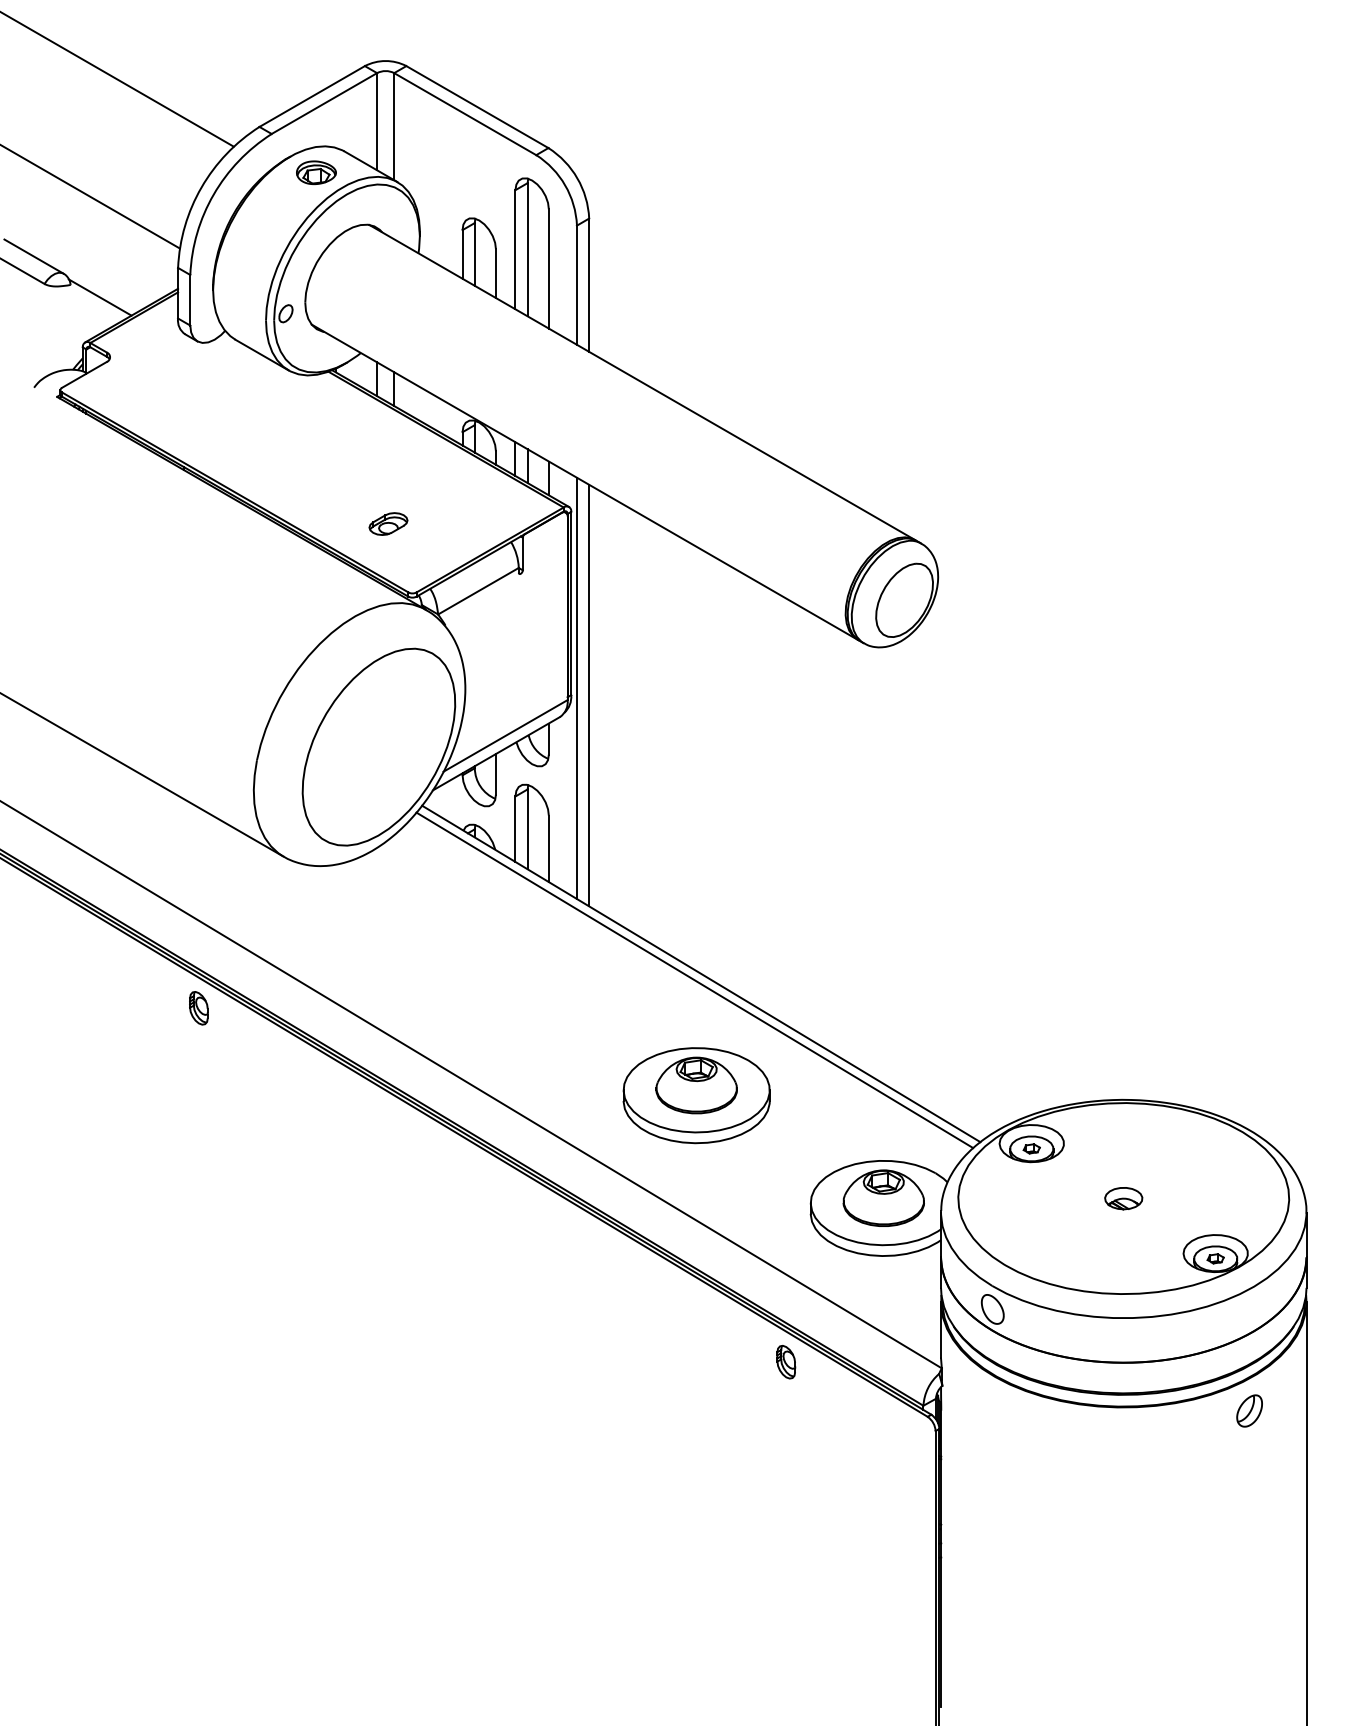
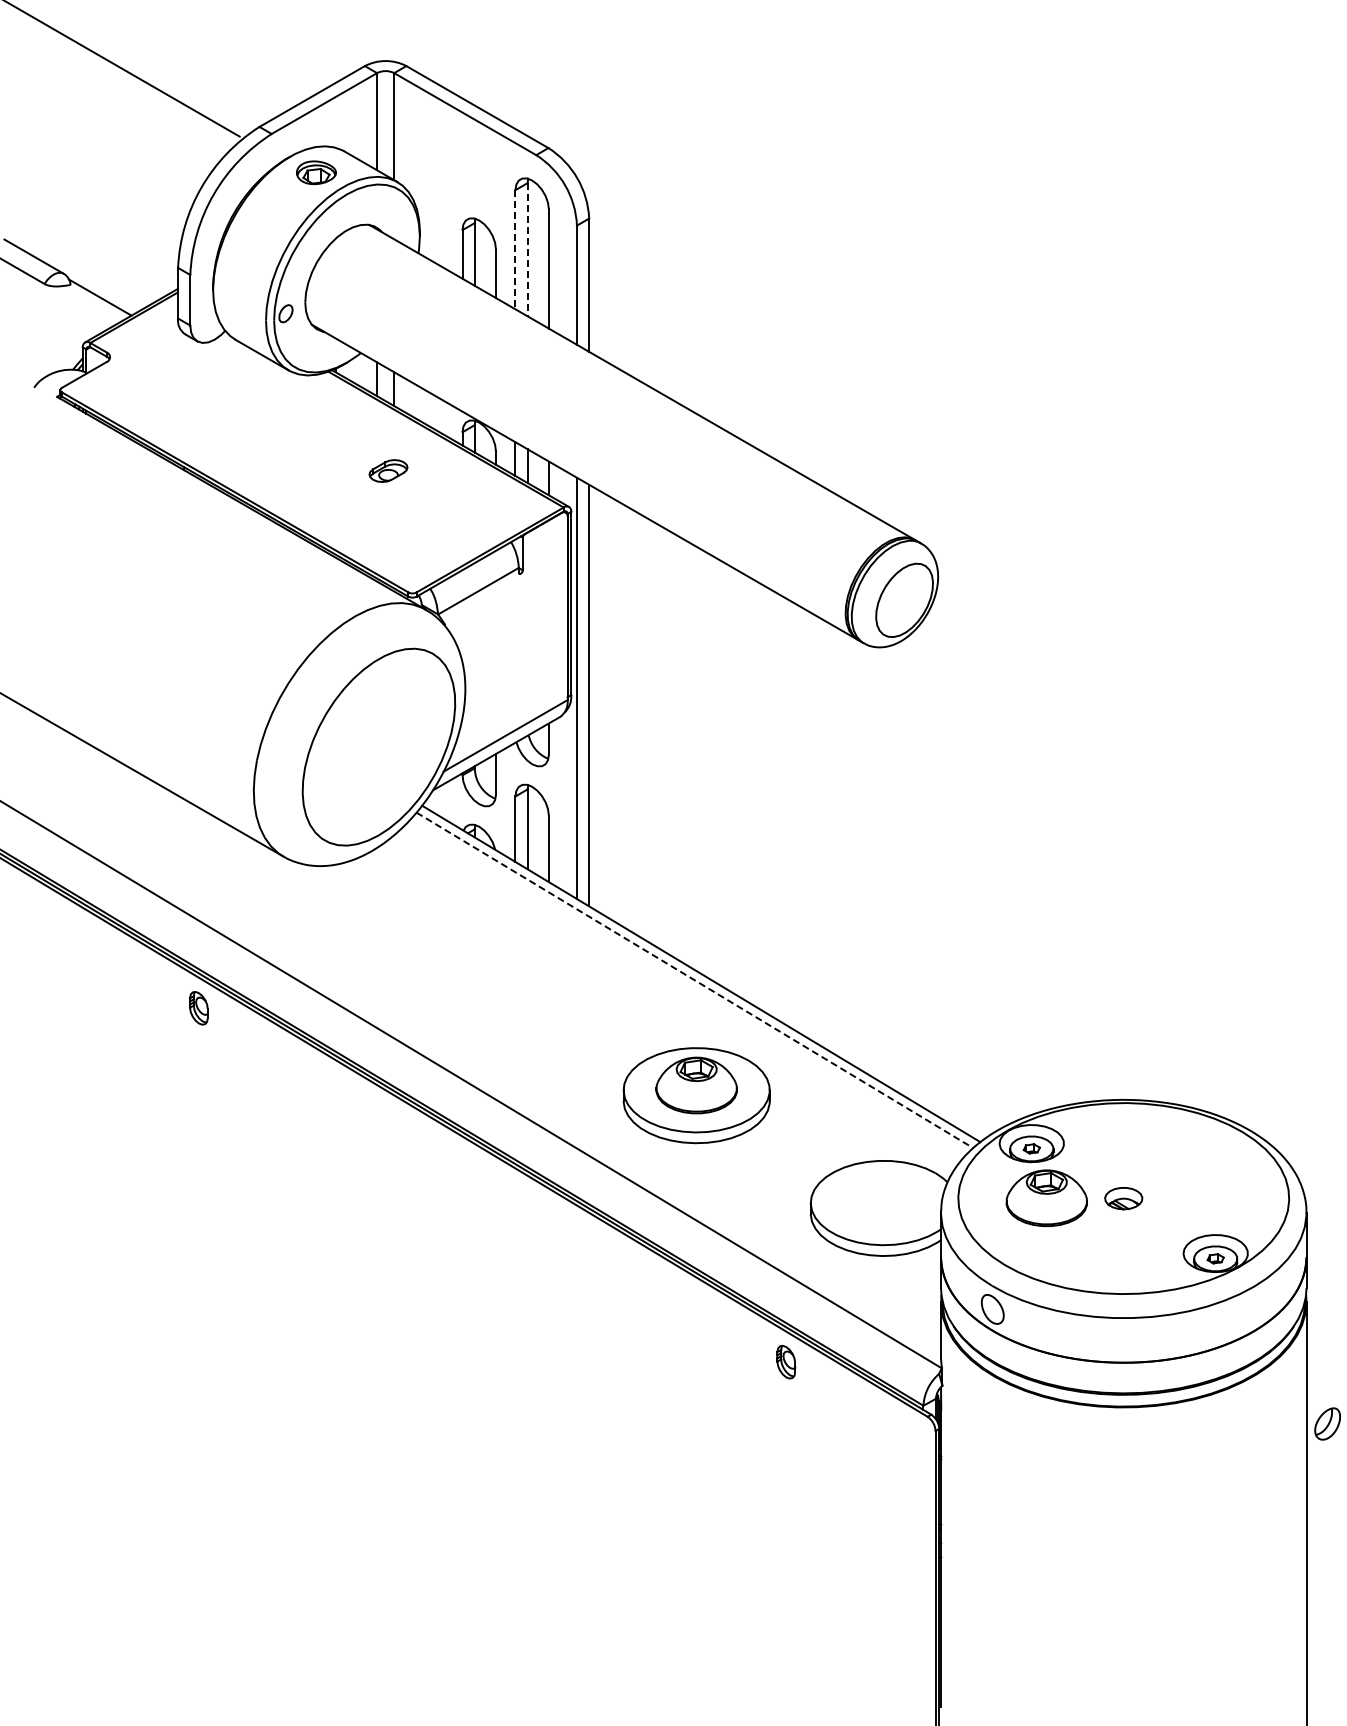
line position: (117, 79) -> (122, 69) (122, 69)
line: present -> none (90, 196)
line: solid -> dashed (515, 249)
line: solid -> dashed (527, 249)
part position: (388, 523) -> (388, 470) (388, 470)
line: solid -> dashed (694, 980)
part position: (883, 1197) -> (1046, 1197) (1046, 1197)
part position: (1249, 1410) -> (1327, 1423) (1327, 1423)
